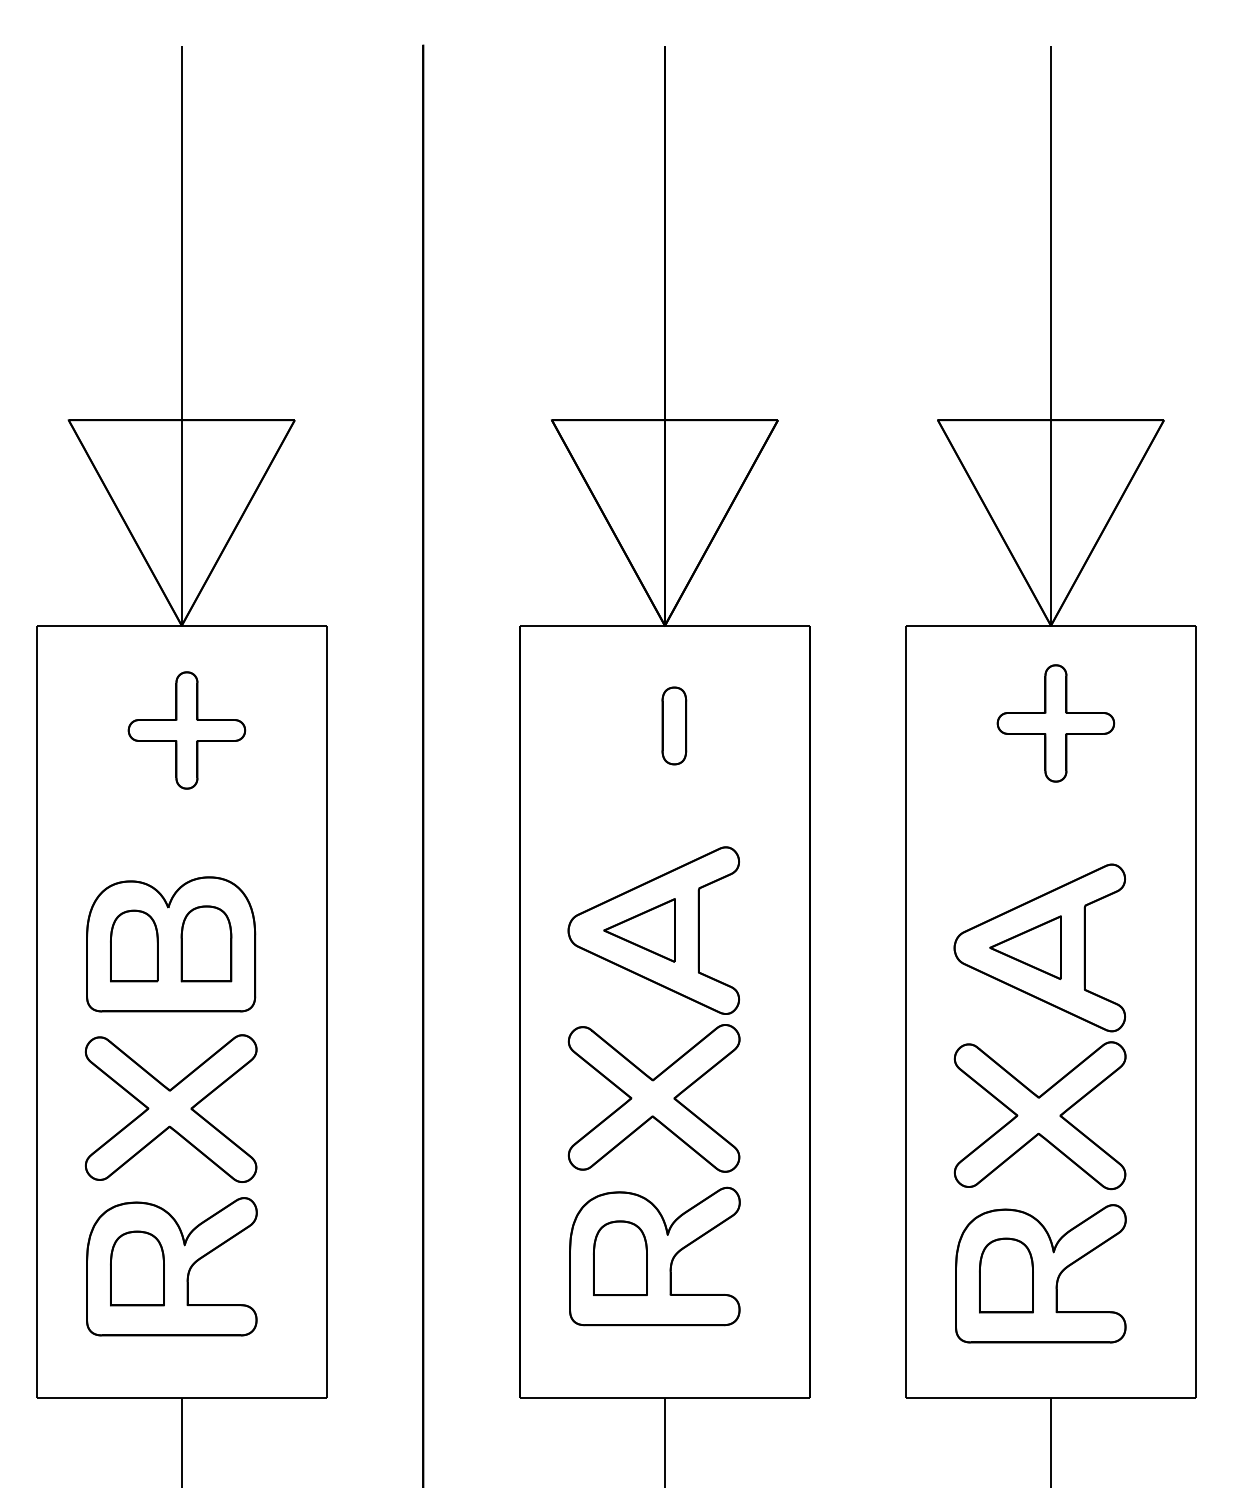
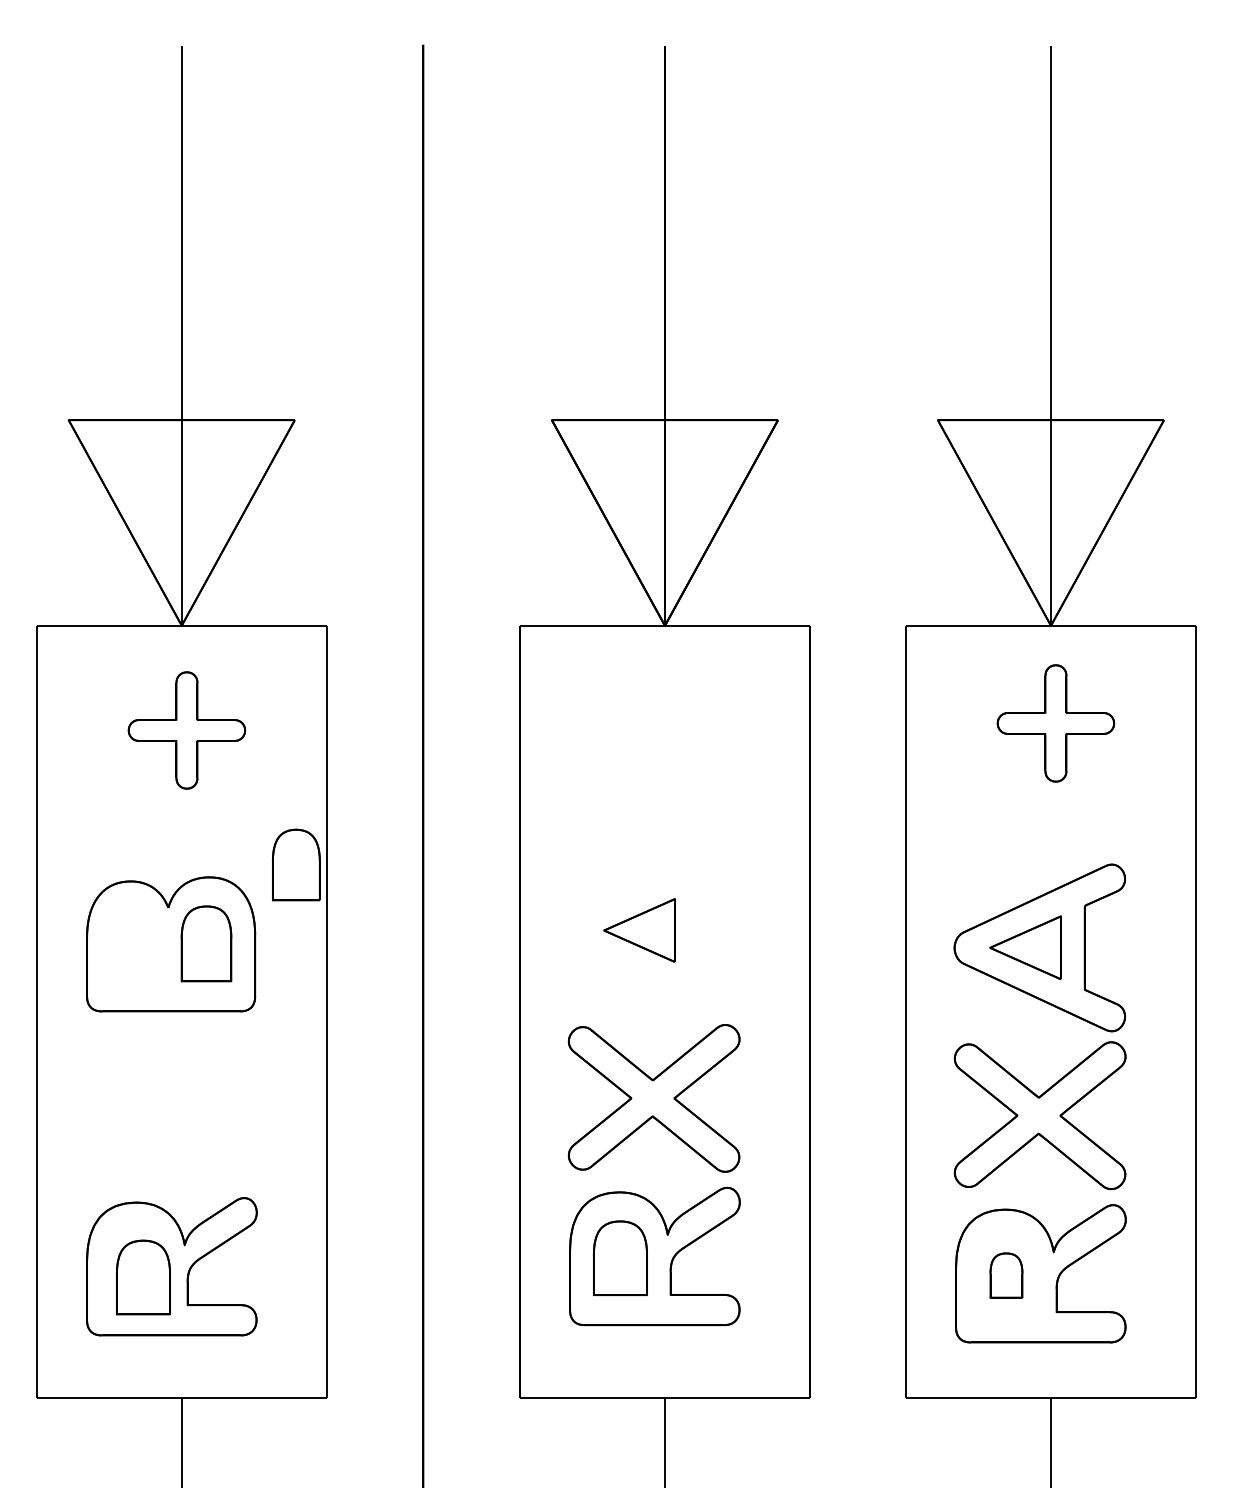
part: present -> none (674, 725)
part: present -> none (653, 930)
part position: (134, 945) -> (296, 864) (296, 864)
part: present -> none (170, 1108)
part position: (137, 1268) -> (143, 1277) (143, 1277)
part size: 55x77 px -> 35x47 px (1006, 1275)
